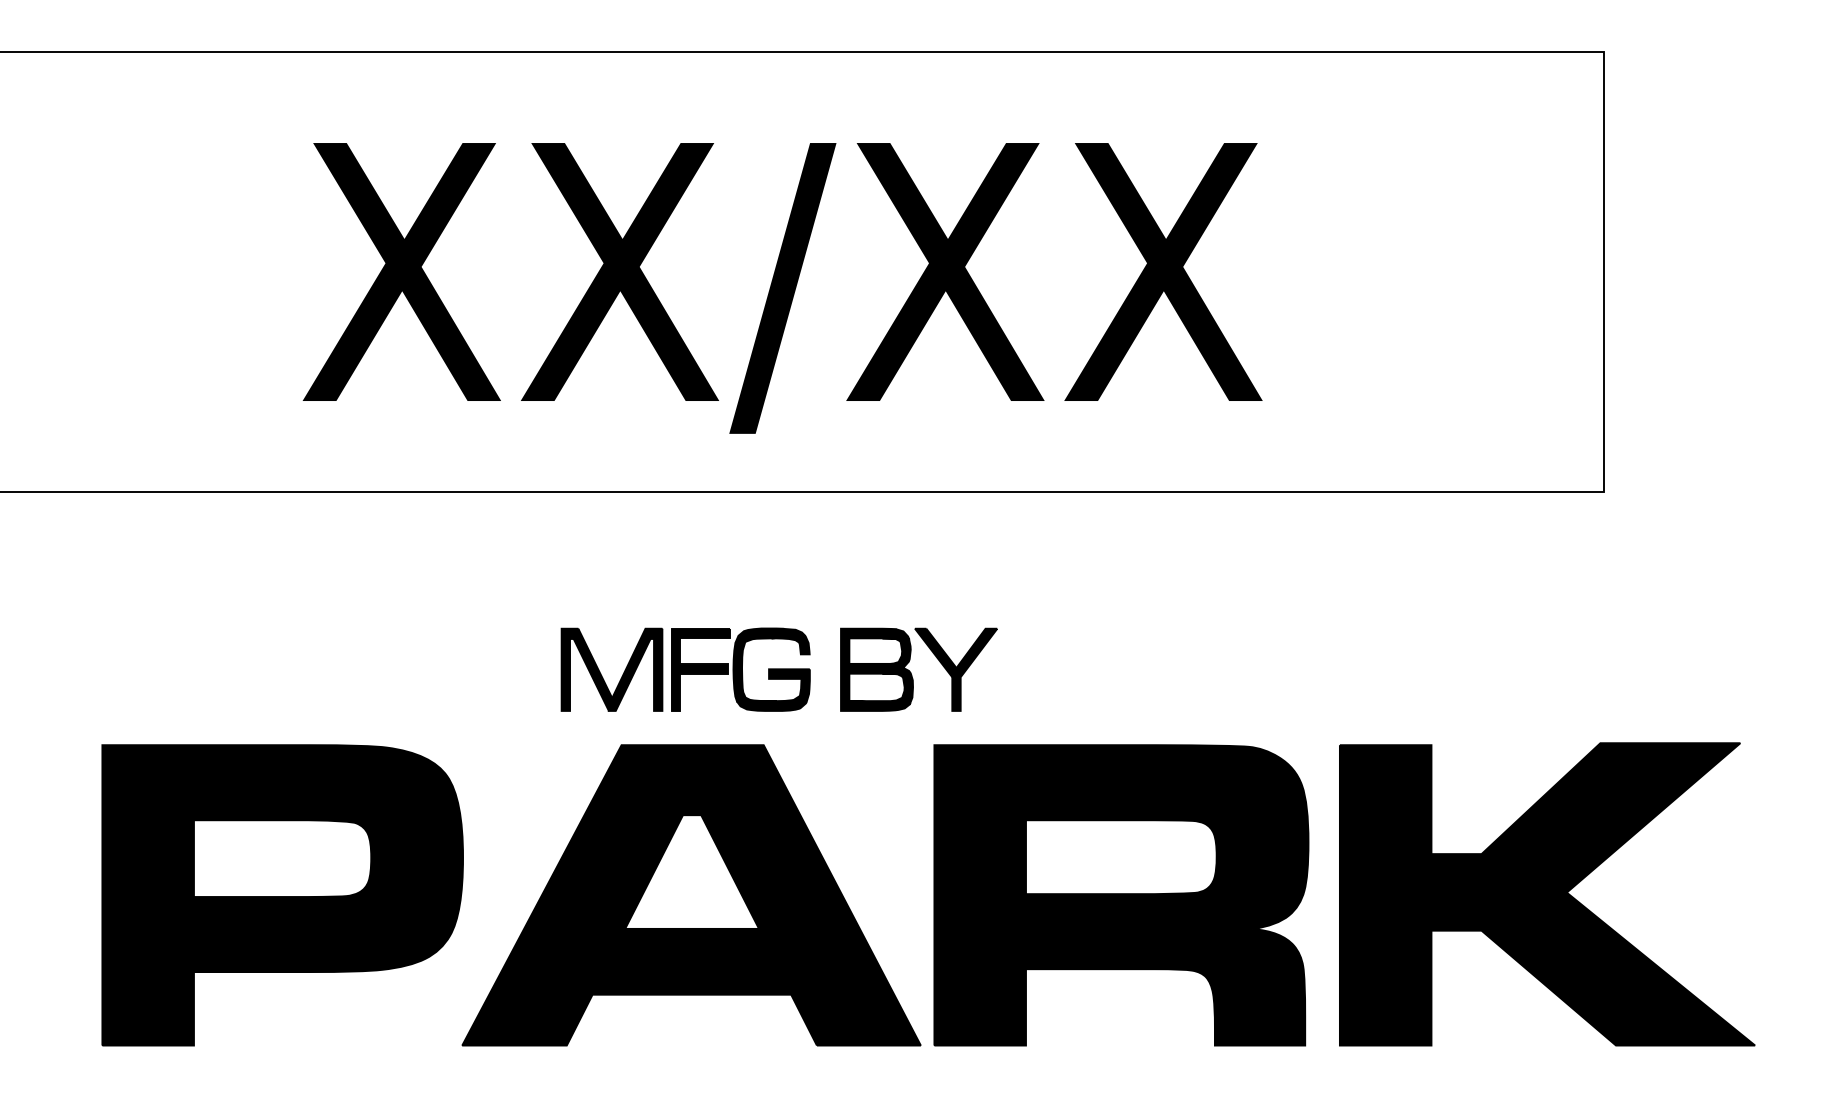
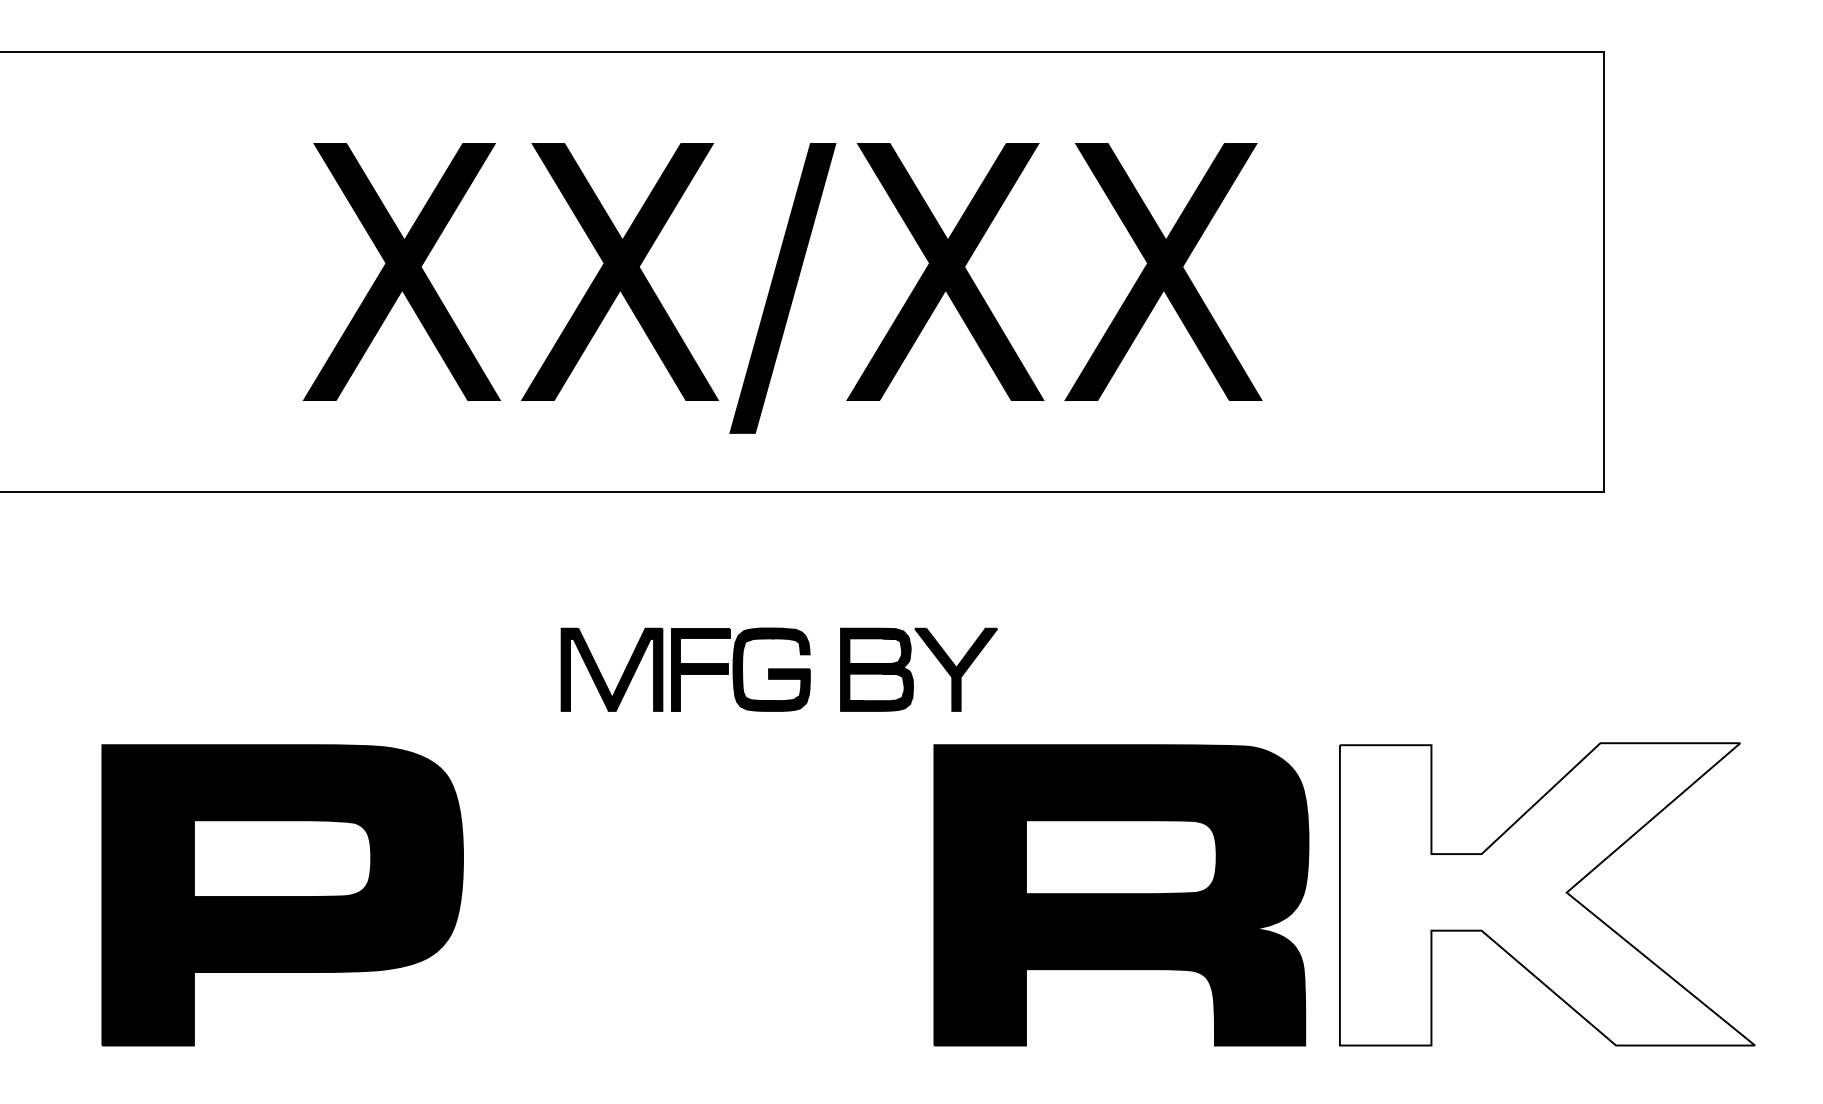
fill: present -> none (1547, 894)
part: present -> none (691, 895)
